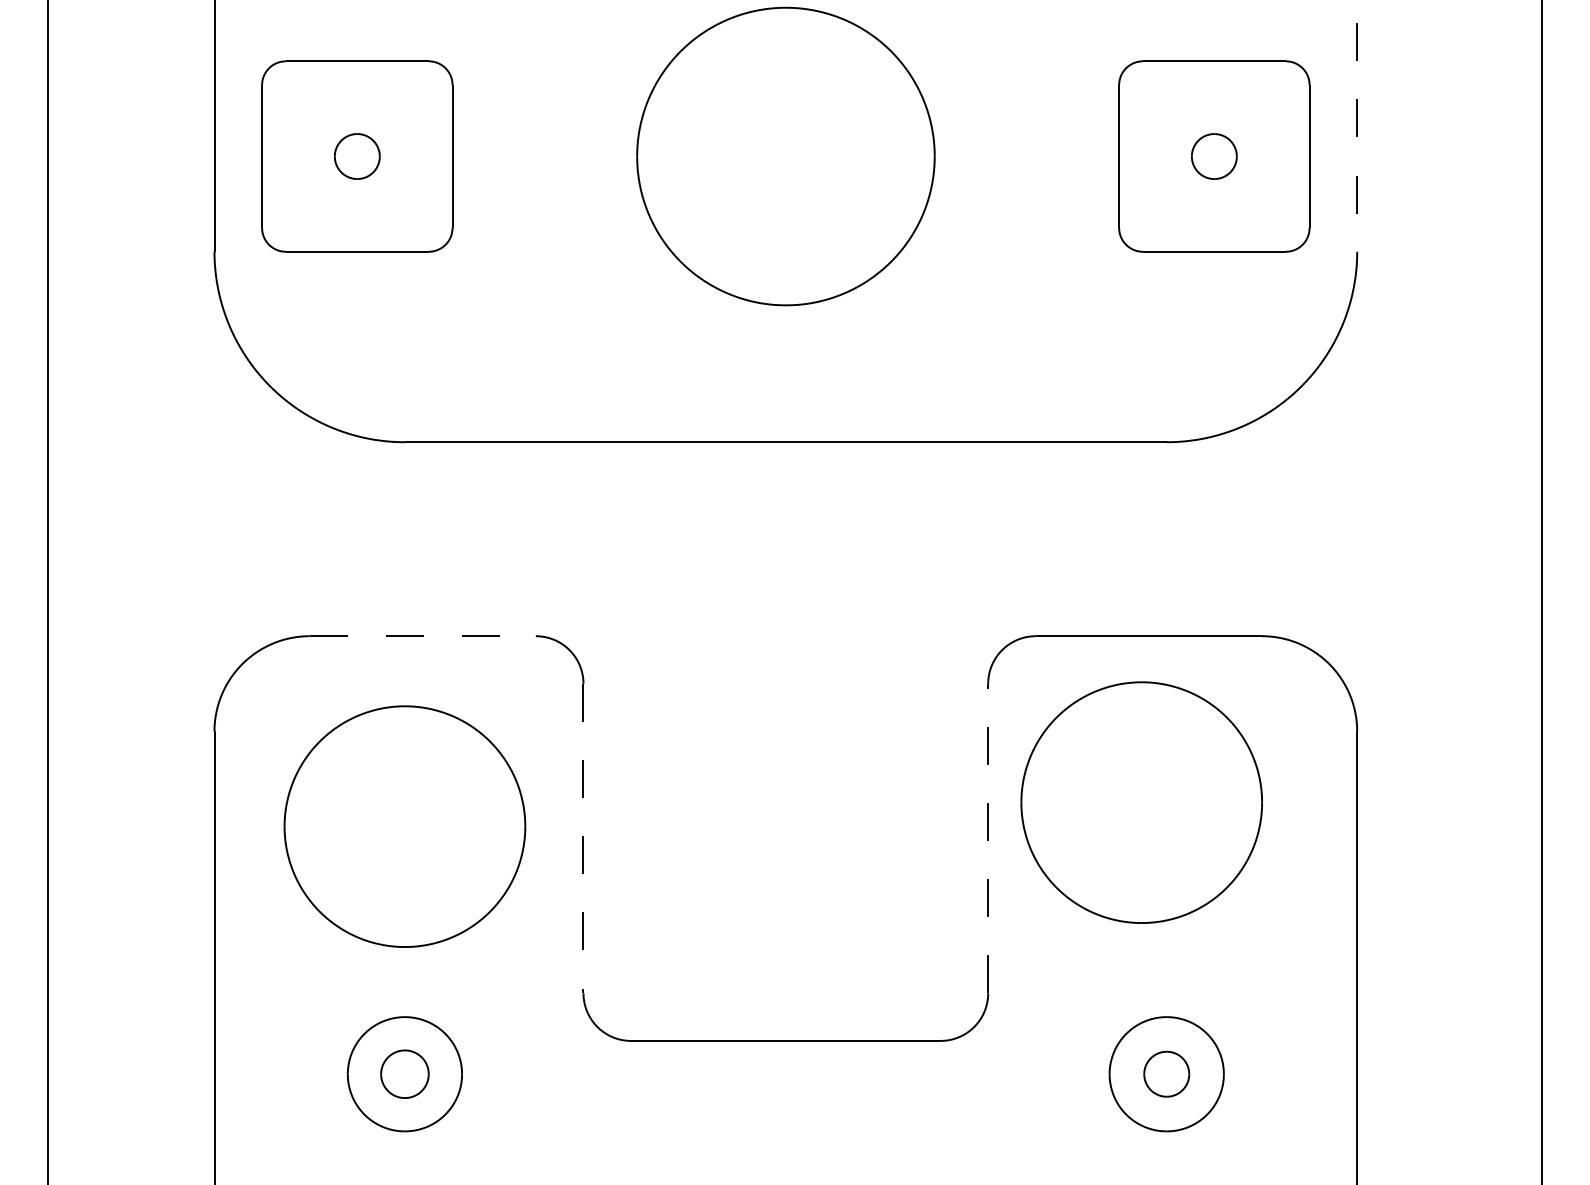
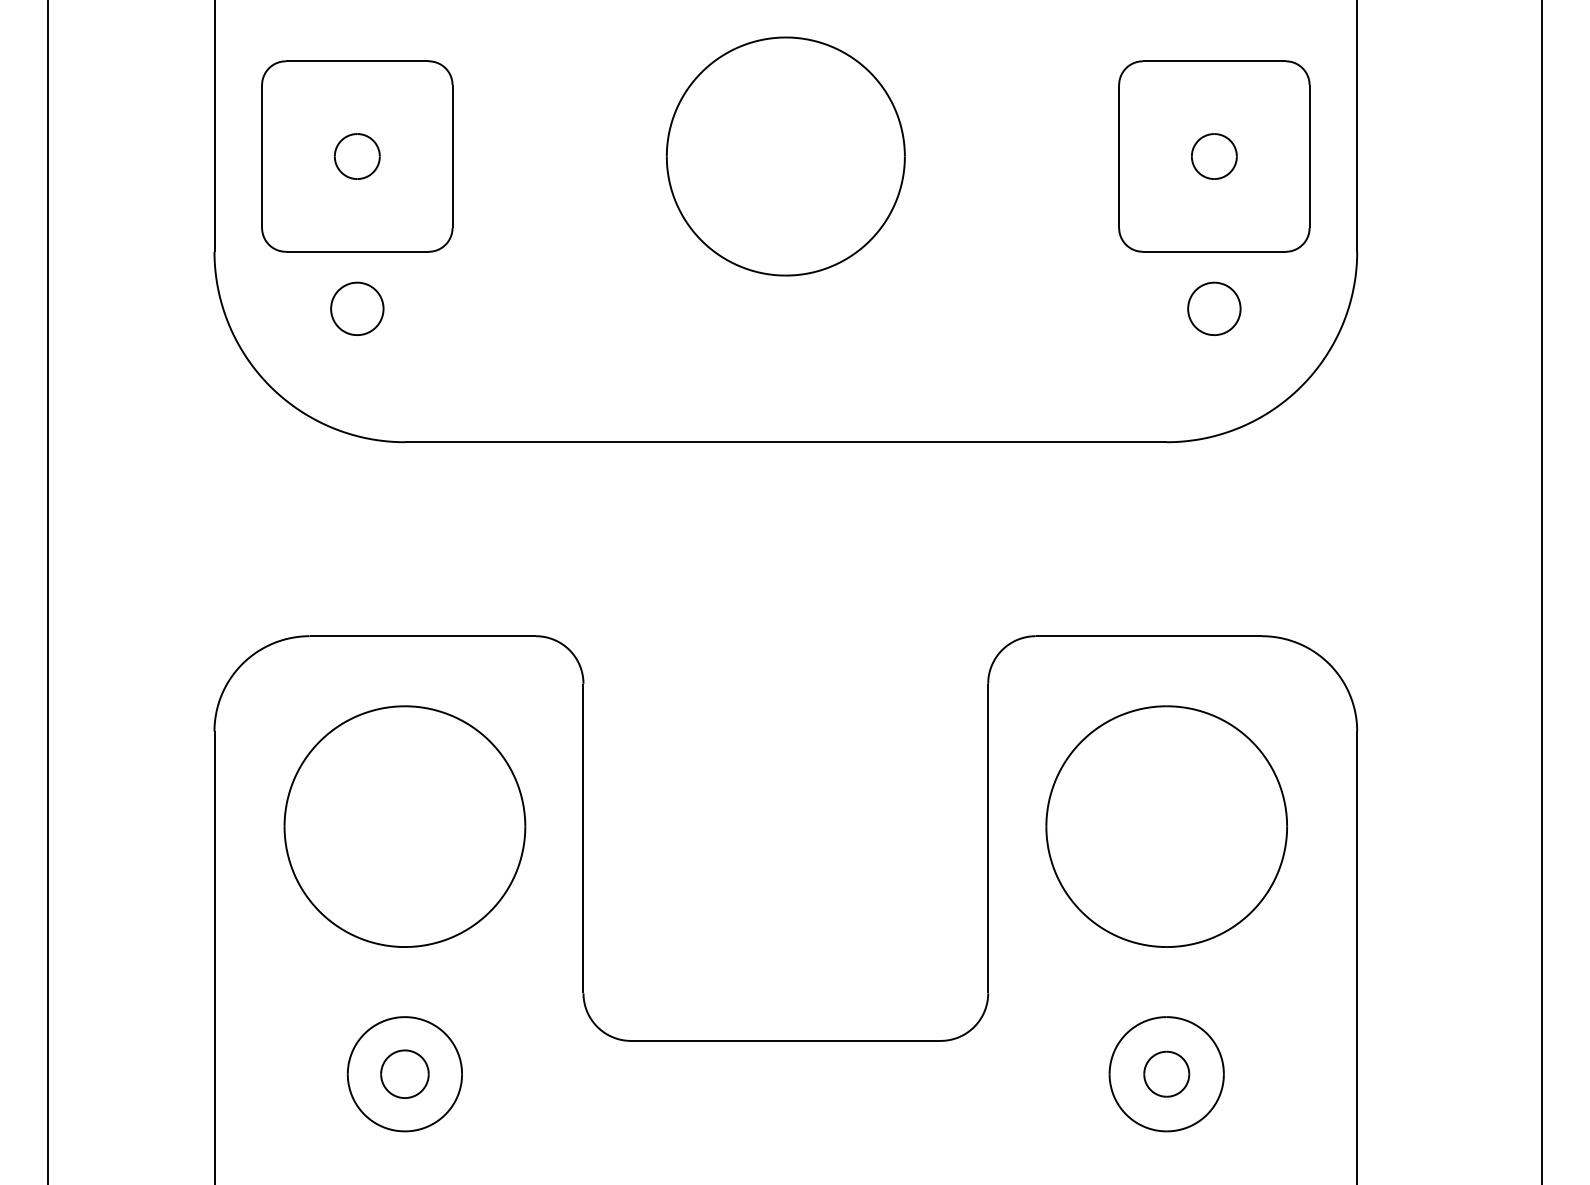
line: dashed -> solid (1357, 126)
part size: 300x301 px -> 241x241 px (785, 156)
part: none -> present (357, 308)
part: none -> present (1214, 308)
line: dashed -> solid (423, 636)
part position: (1141, 802) -> (1166, 826) (1166, 826)
line: dashed -> solid (583, 838)
line: dashed -> solid (988, 838)
